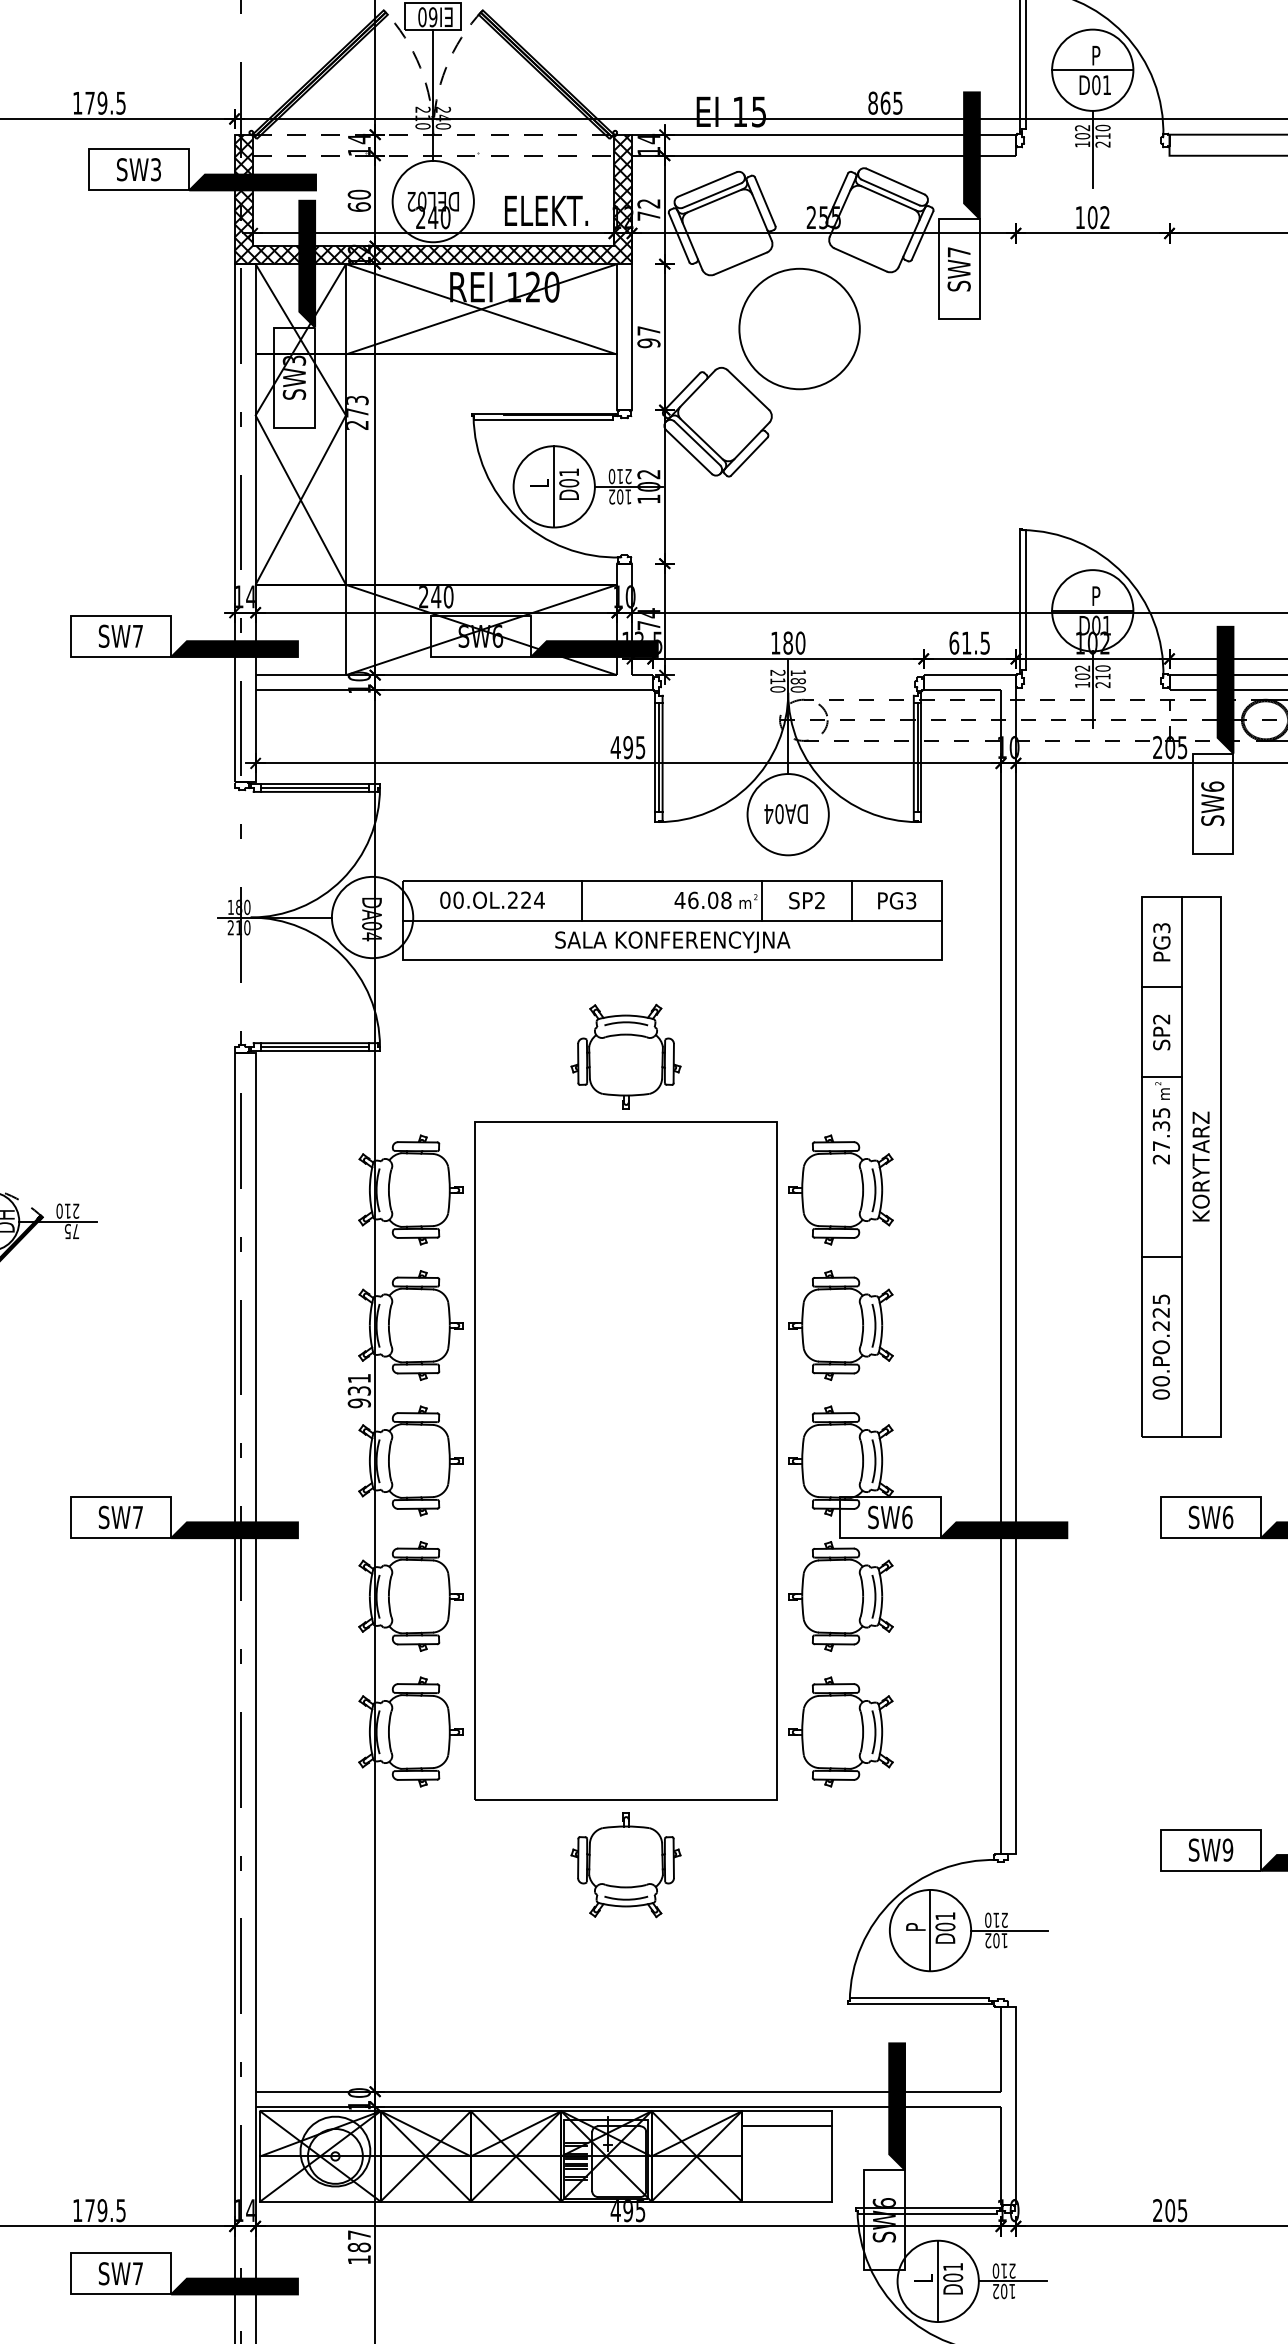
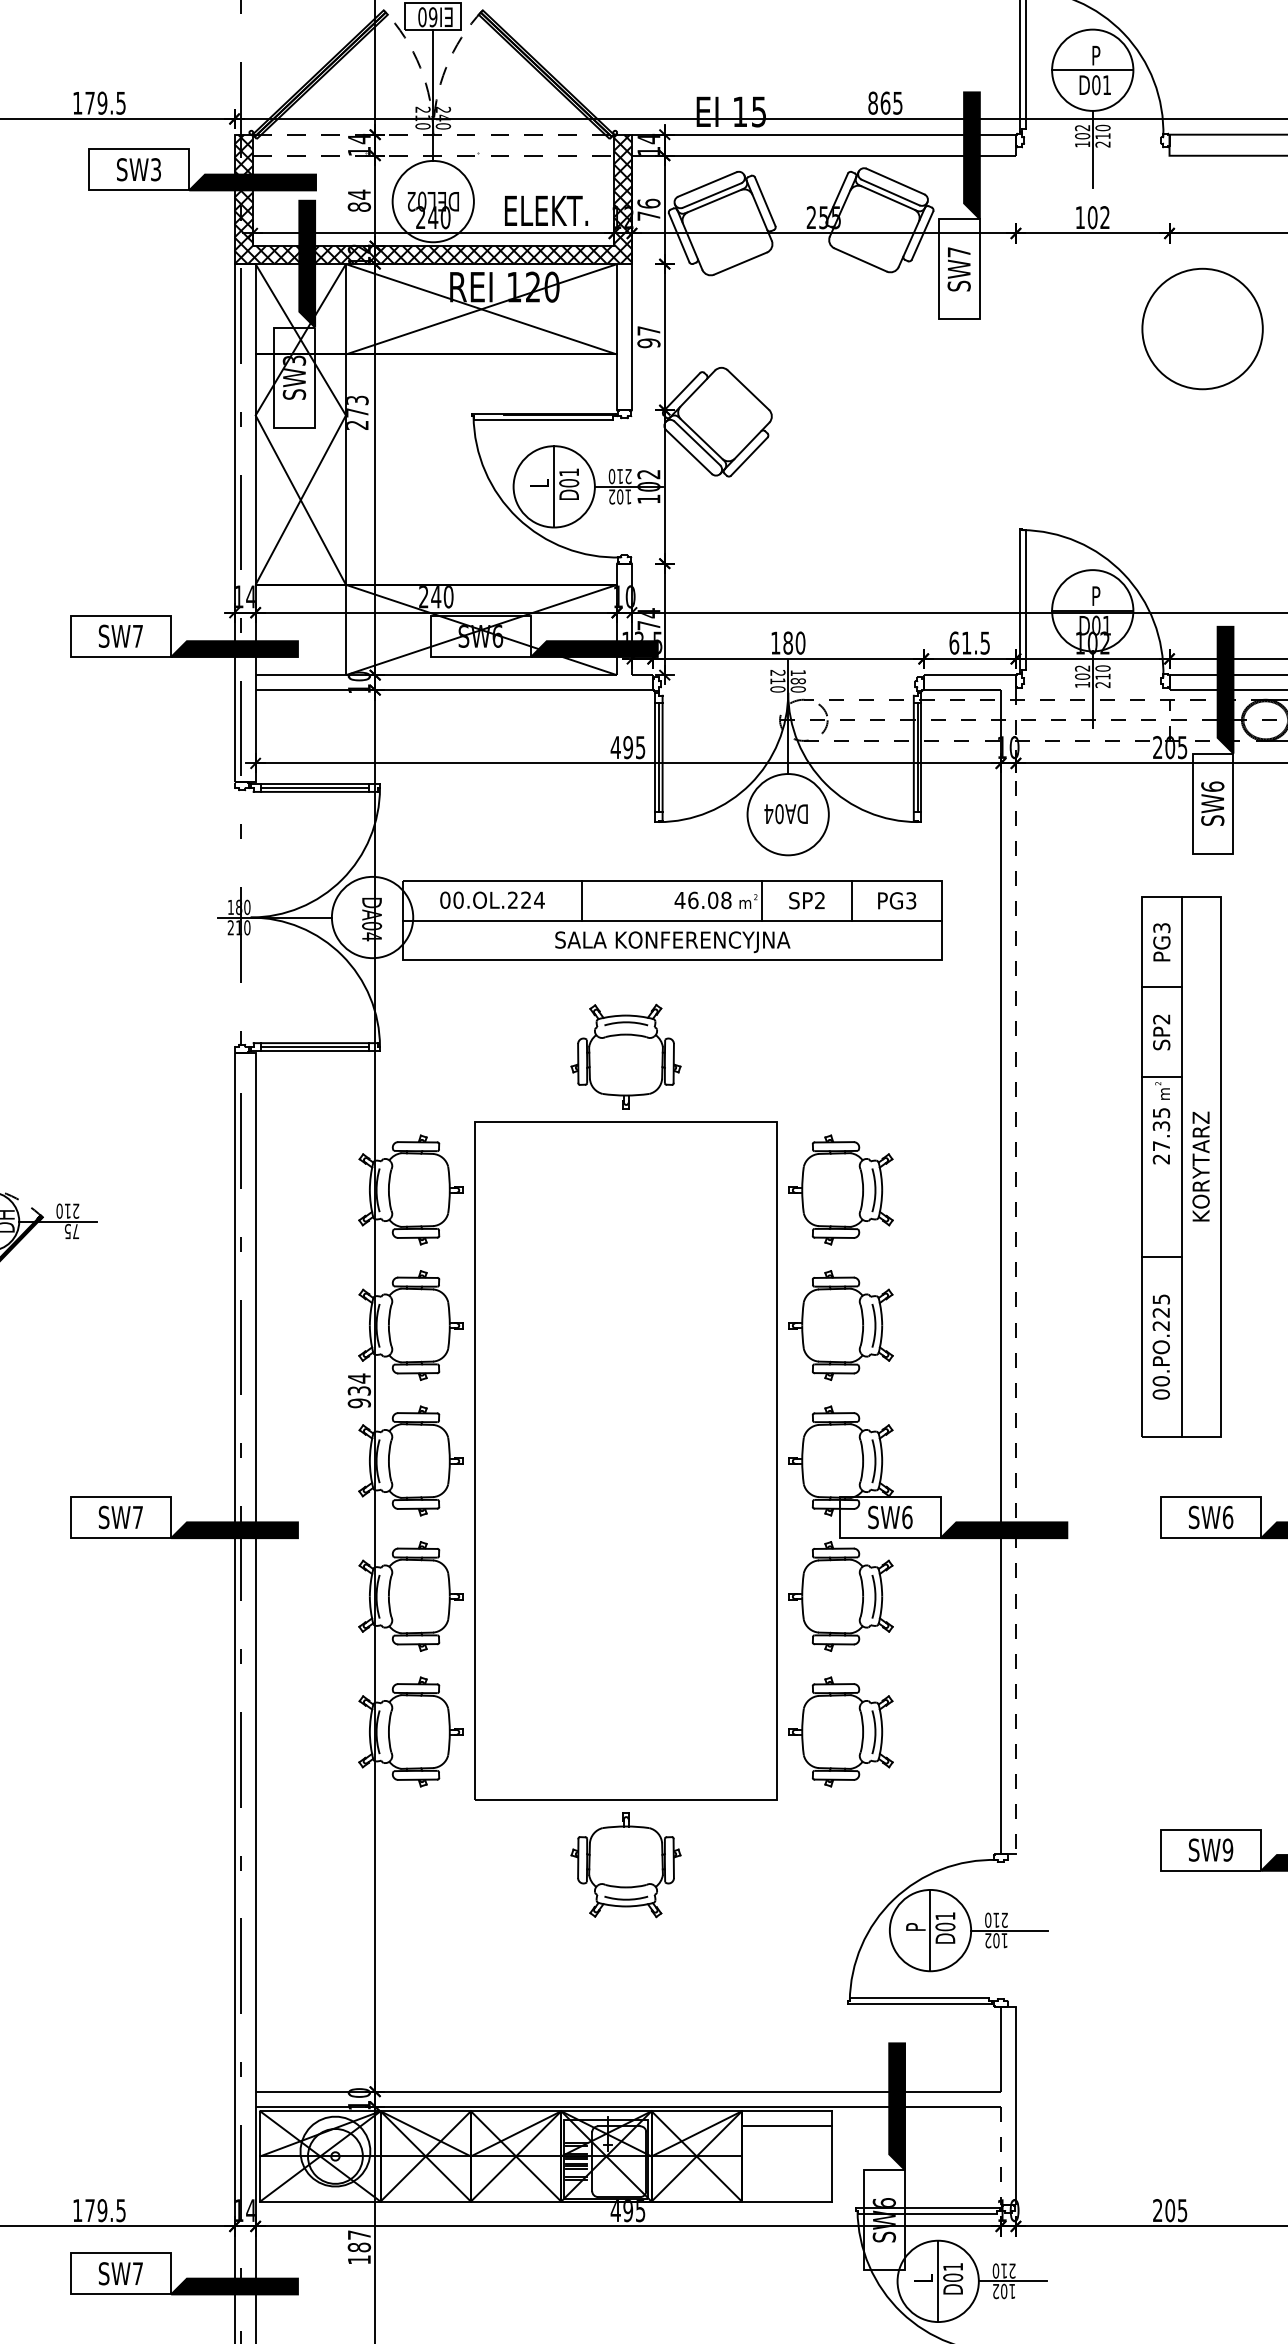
text: 60 -> 84 (358, 200)
text: 72 -> 76 (648, 203)
circle position: (799, 328) -> (1202, 328) (1202, 328)
line: solid -> dashed (1015, 1272)
text: 931 -> 934 (359, 1378)
line: solid -> dashed (1000, 2155)
